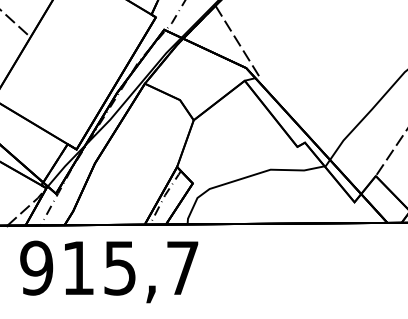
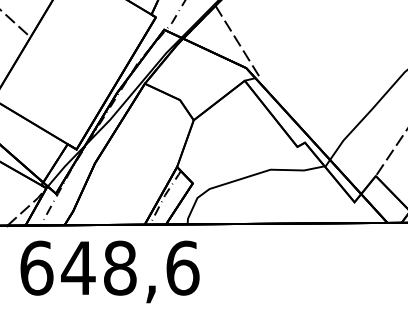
text: 915,7 -> 648,6 (109, 267)
